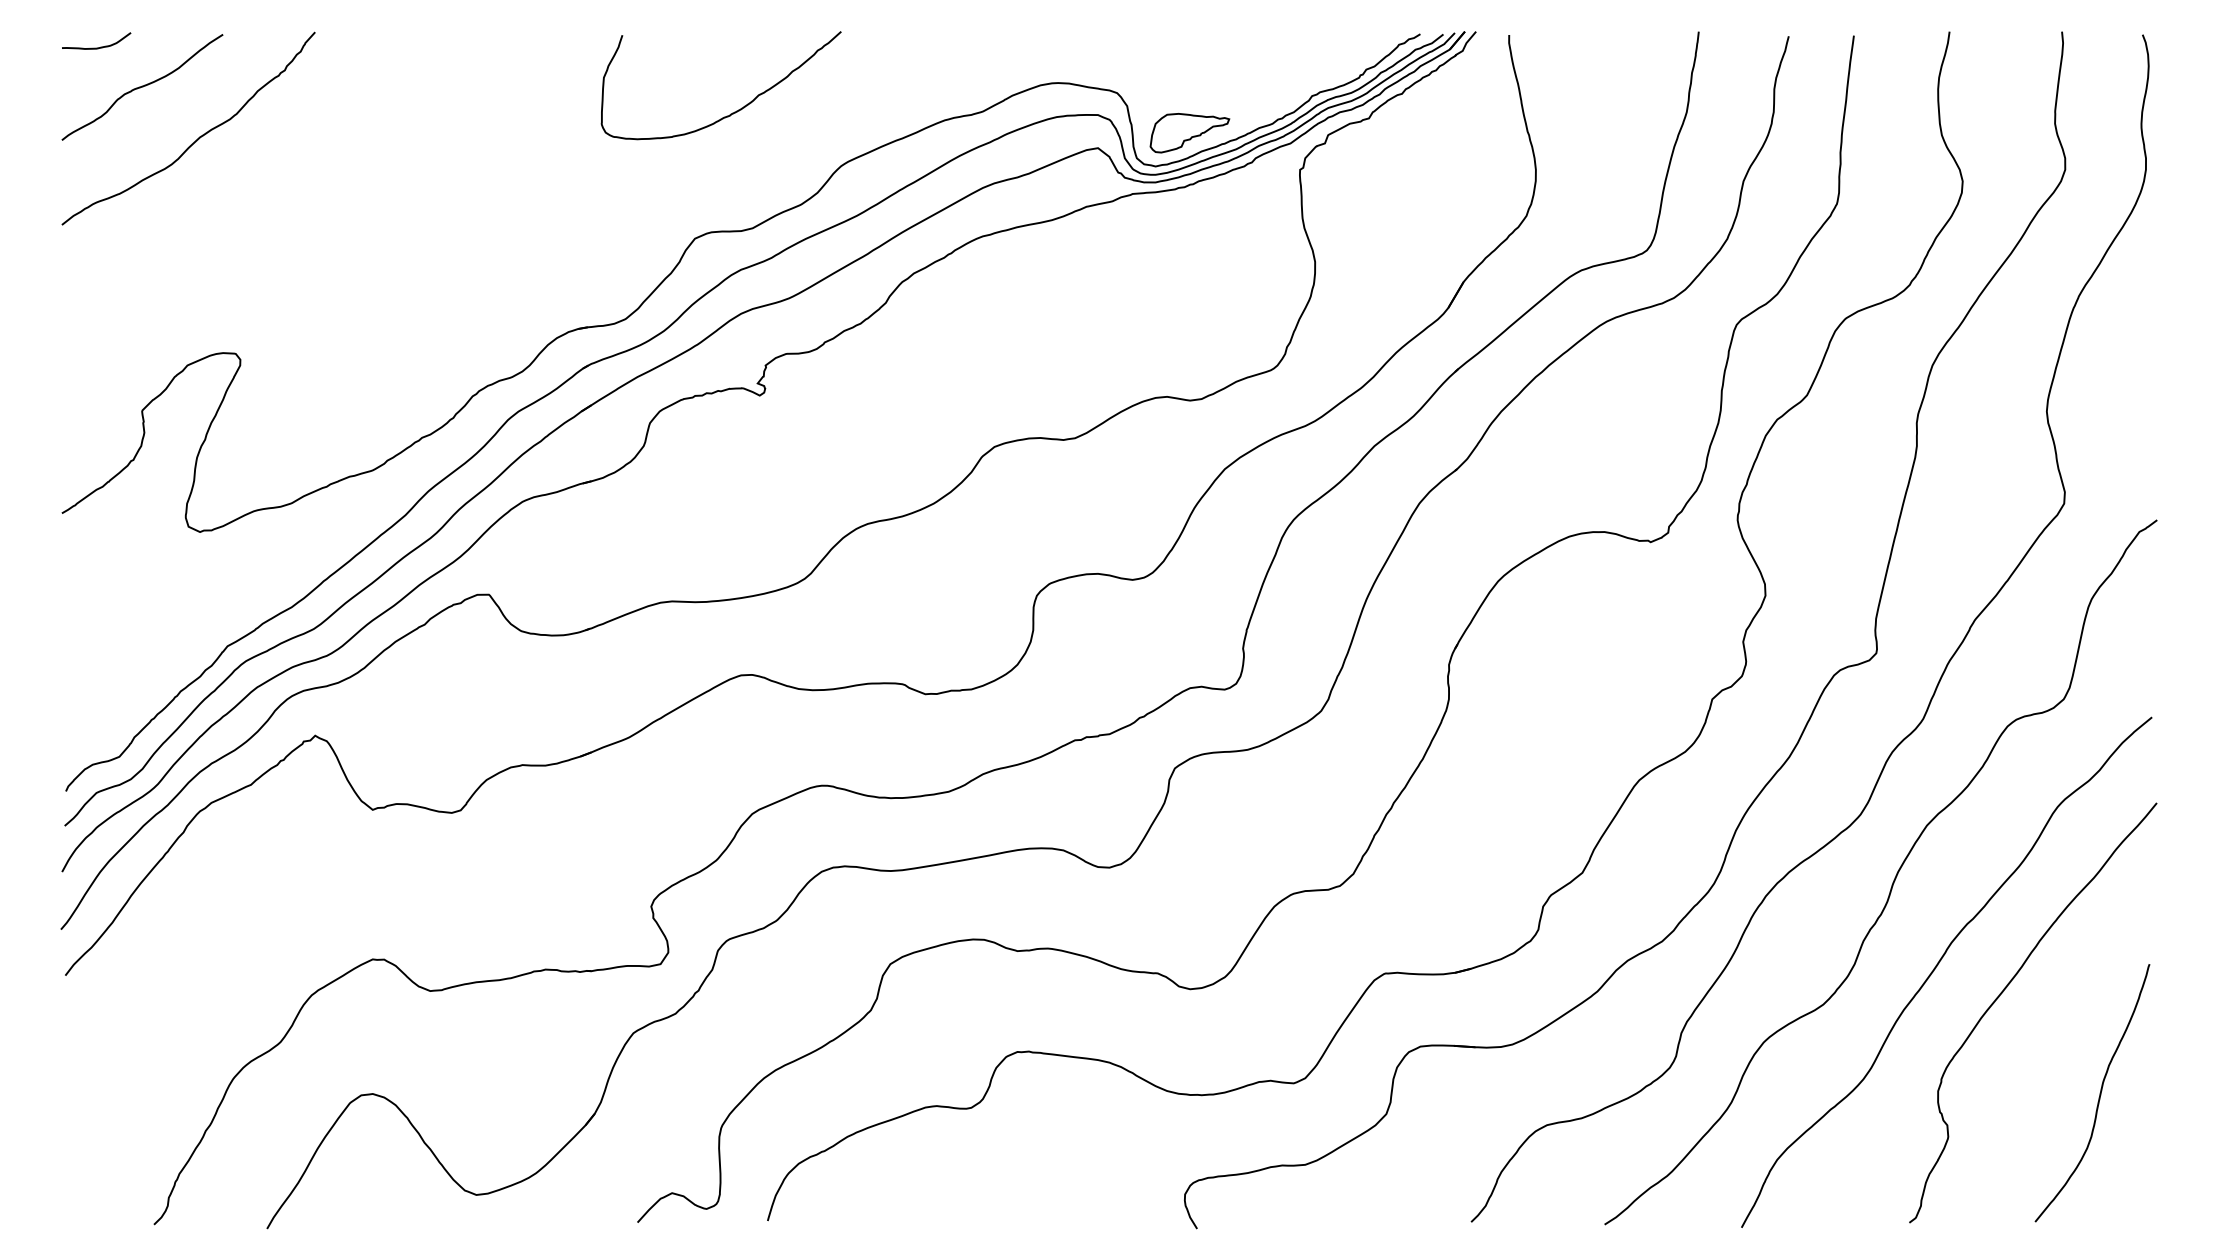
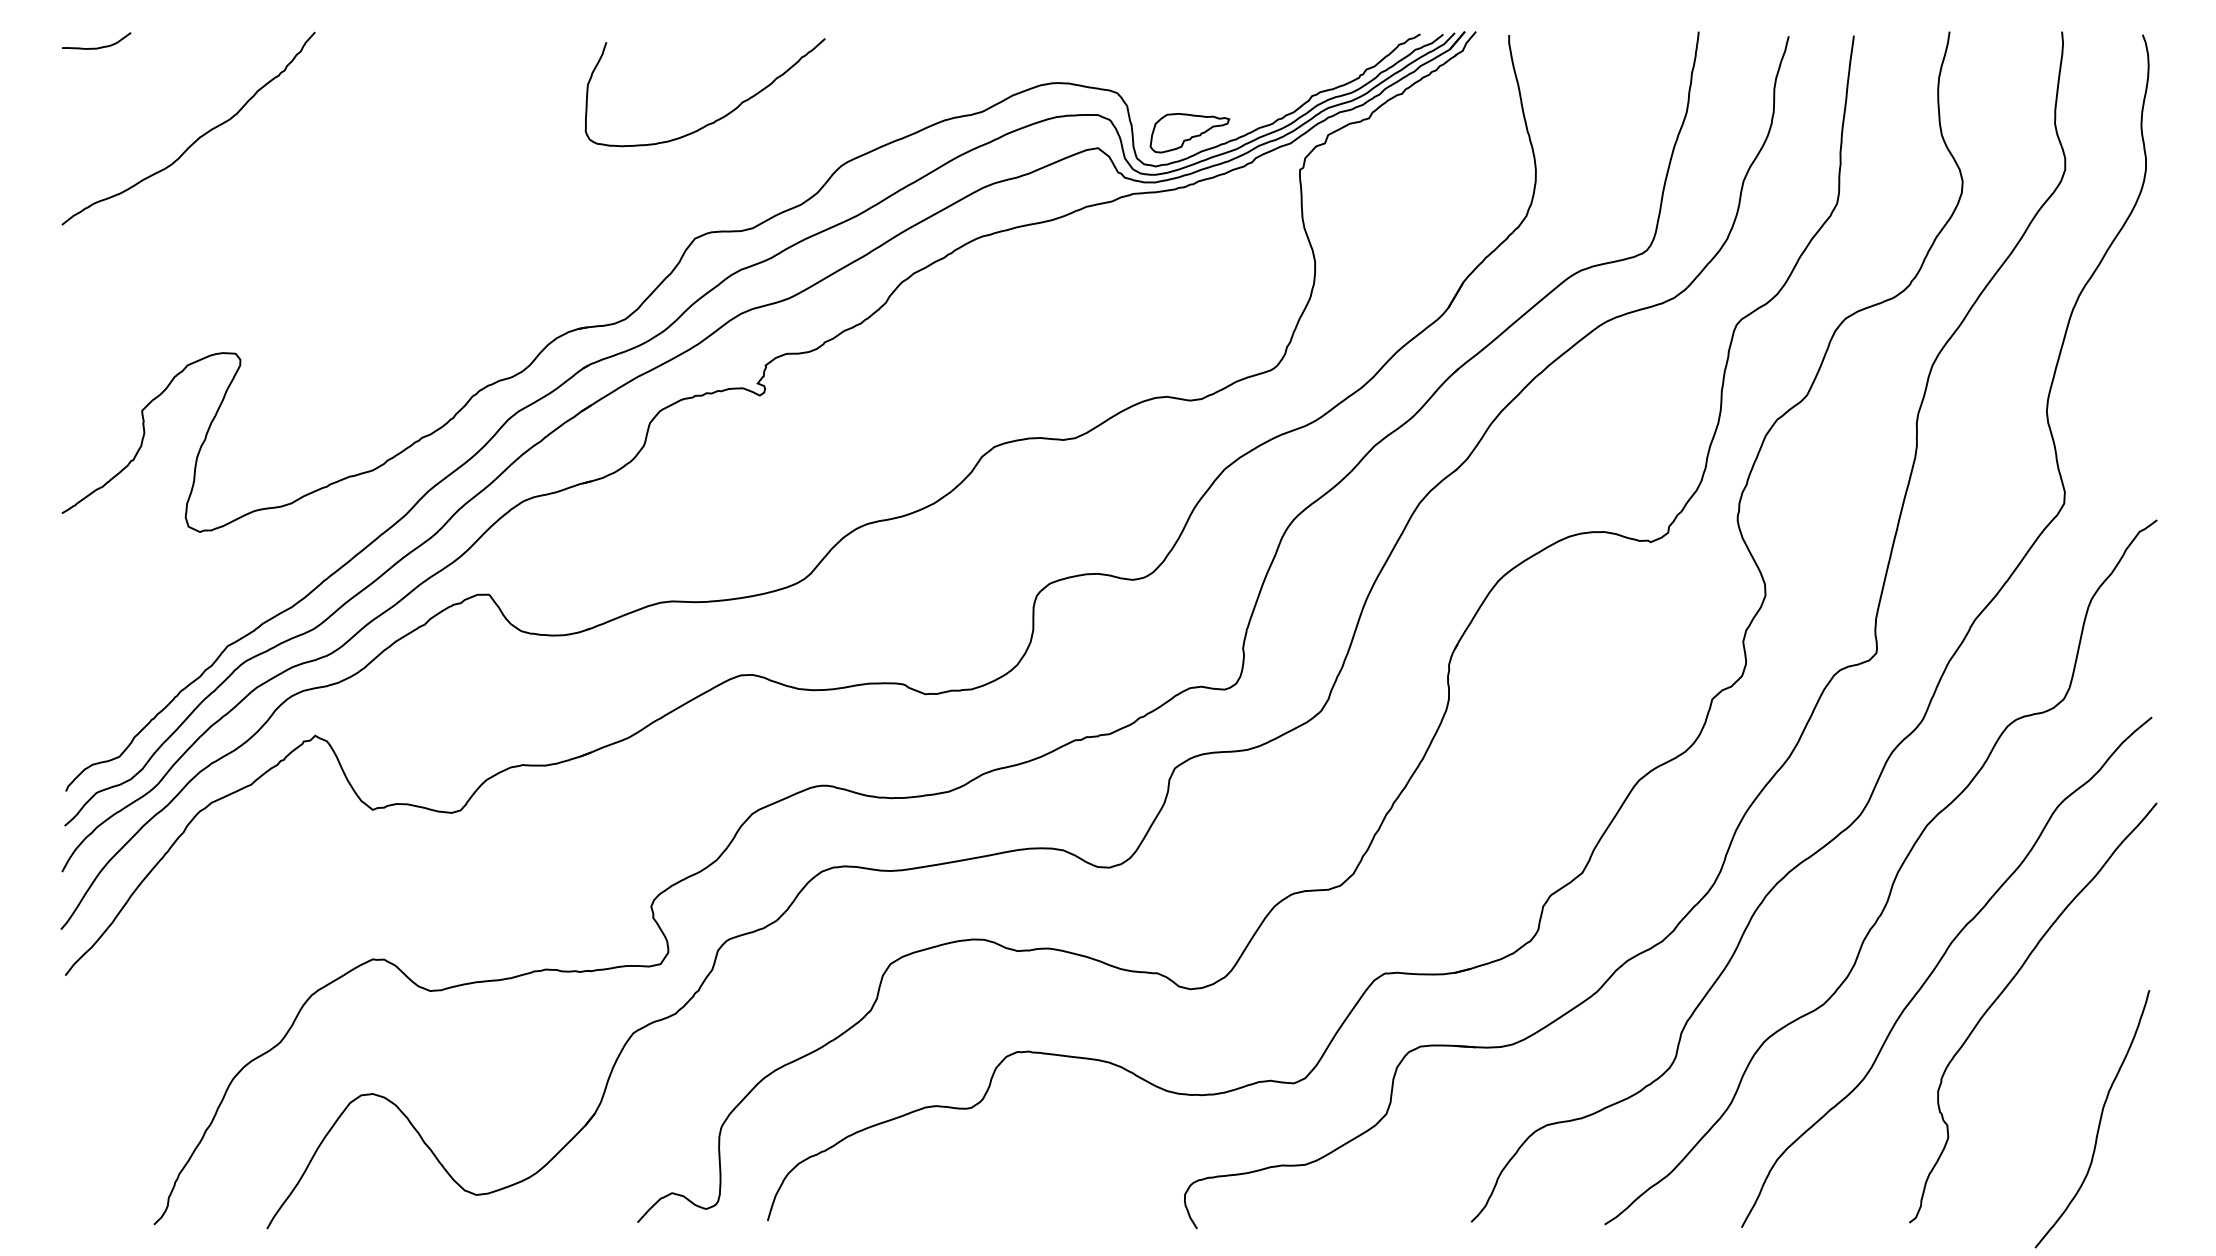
curve: present -> none (142, 87)
curve position: (734, 111) -> (718, 118) (718, 118)
curve position: (2099, 1093) -> (2099, 1119) (2099, 1119)
